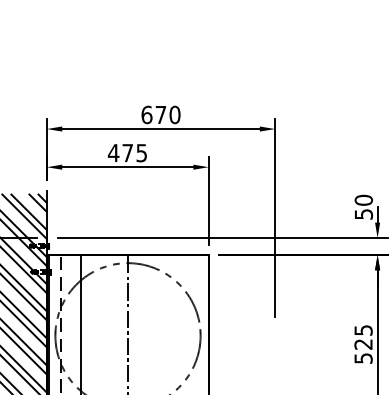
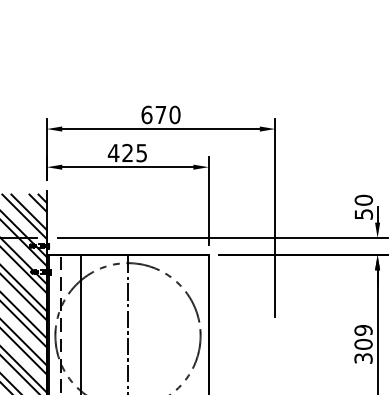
text: 475 -> 425 (127, 152)
text: 525 -> 309 (363, 344)
